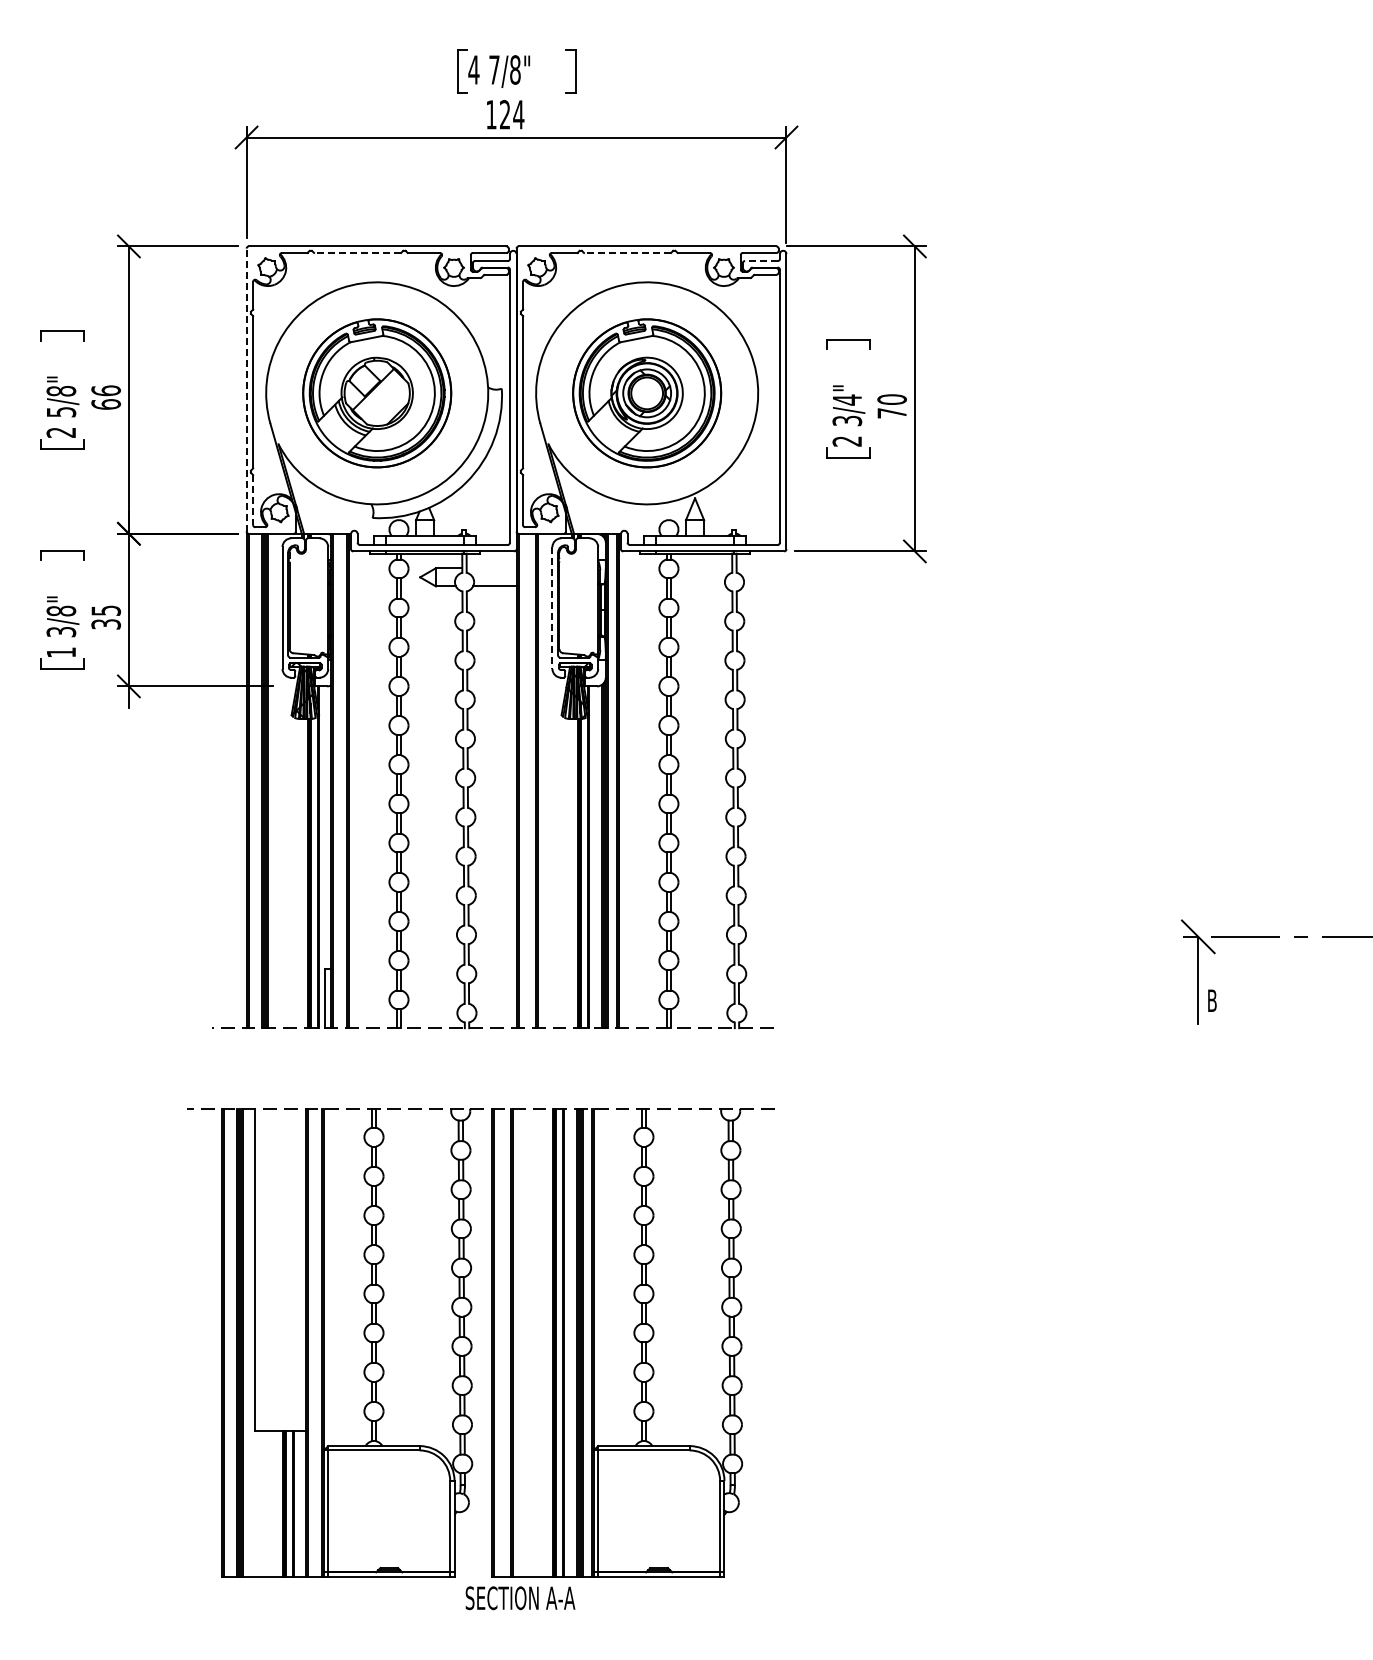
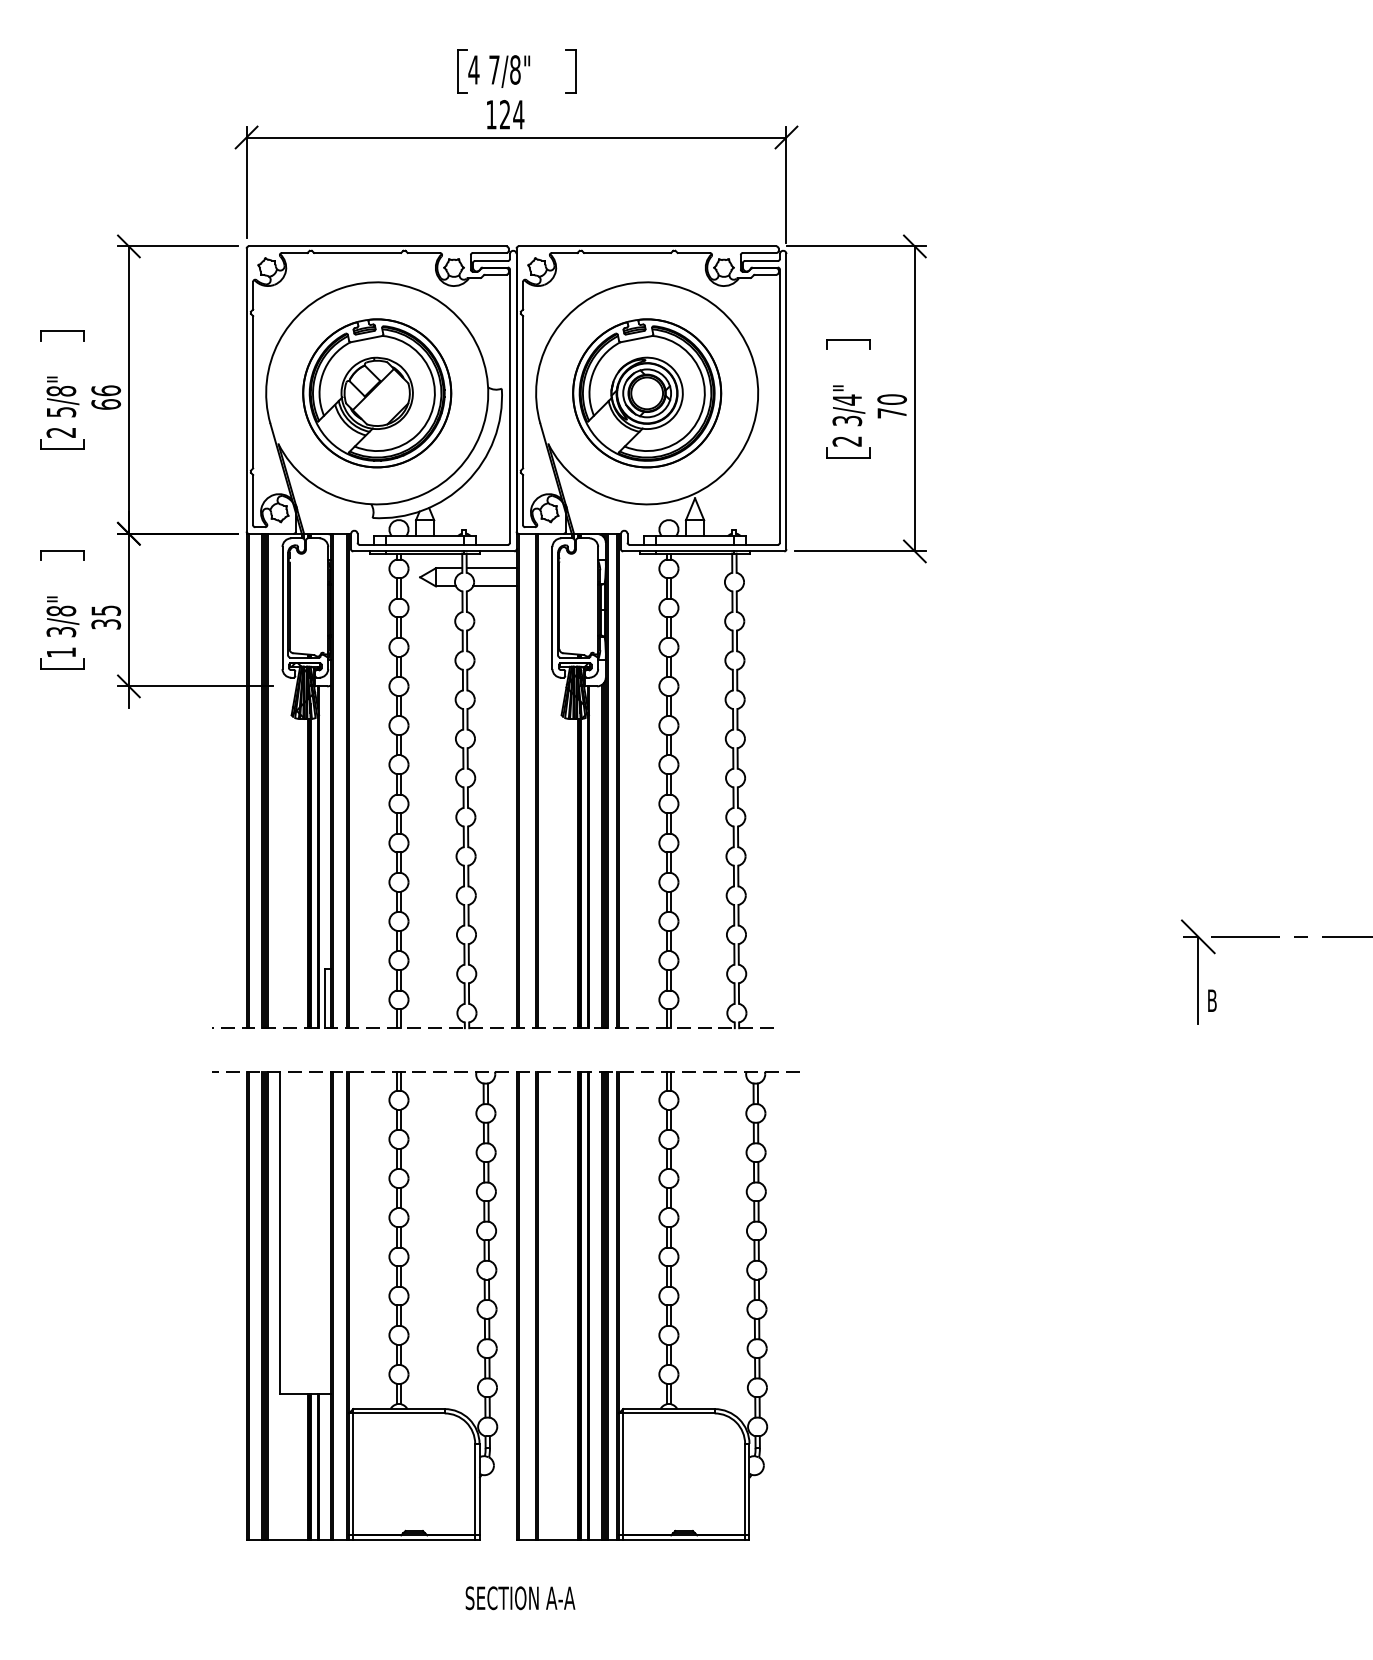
line: dashed -> solid (357, 252)
line: dashed -> solid (627, 252)
line: dashed -> solid (760, 261)
line: dashed -> solid (246, 389)
line: dashed -> solid (253, 500)
line: none -> present (491, 568)
line: dashed -> solid (552, 608)
part position: (472, 1344) -> (497, 1307) (497, 1307)
